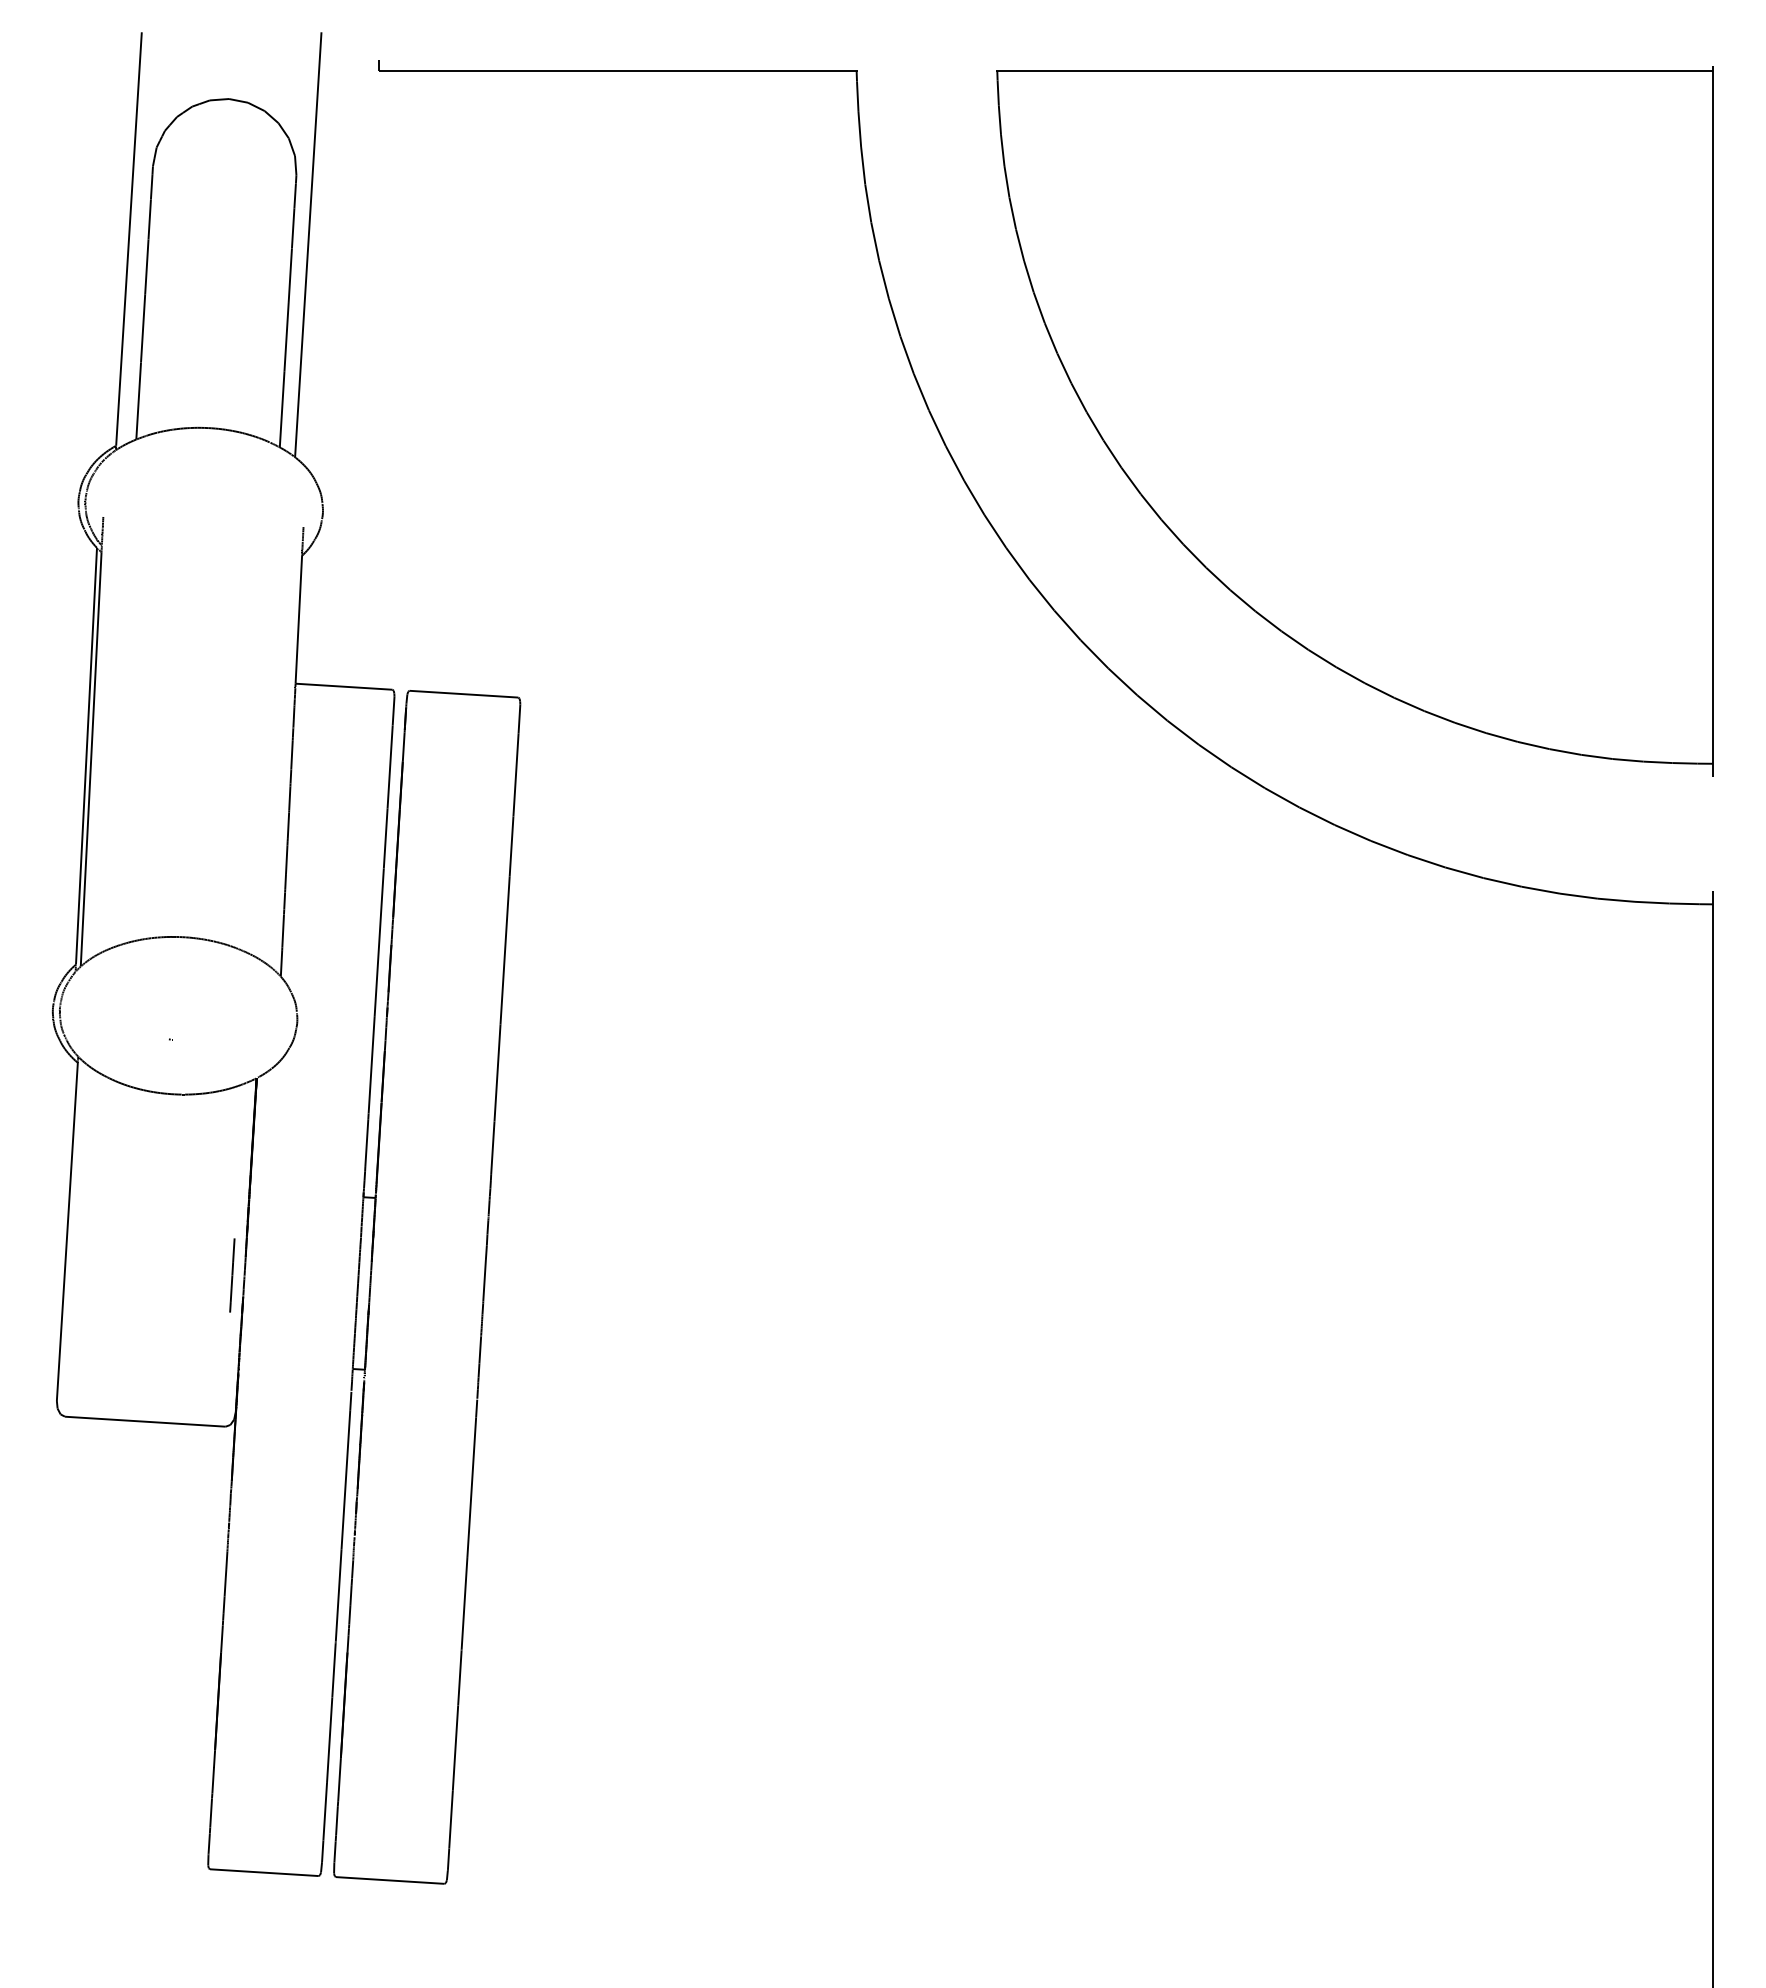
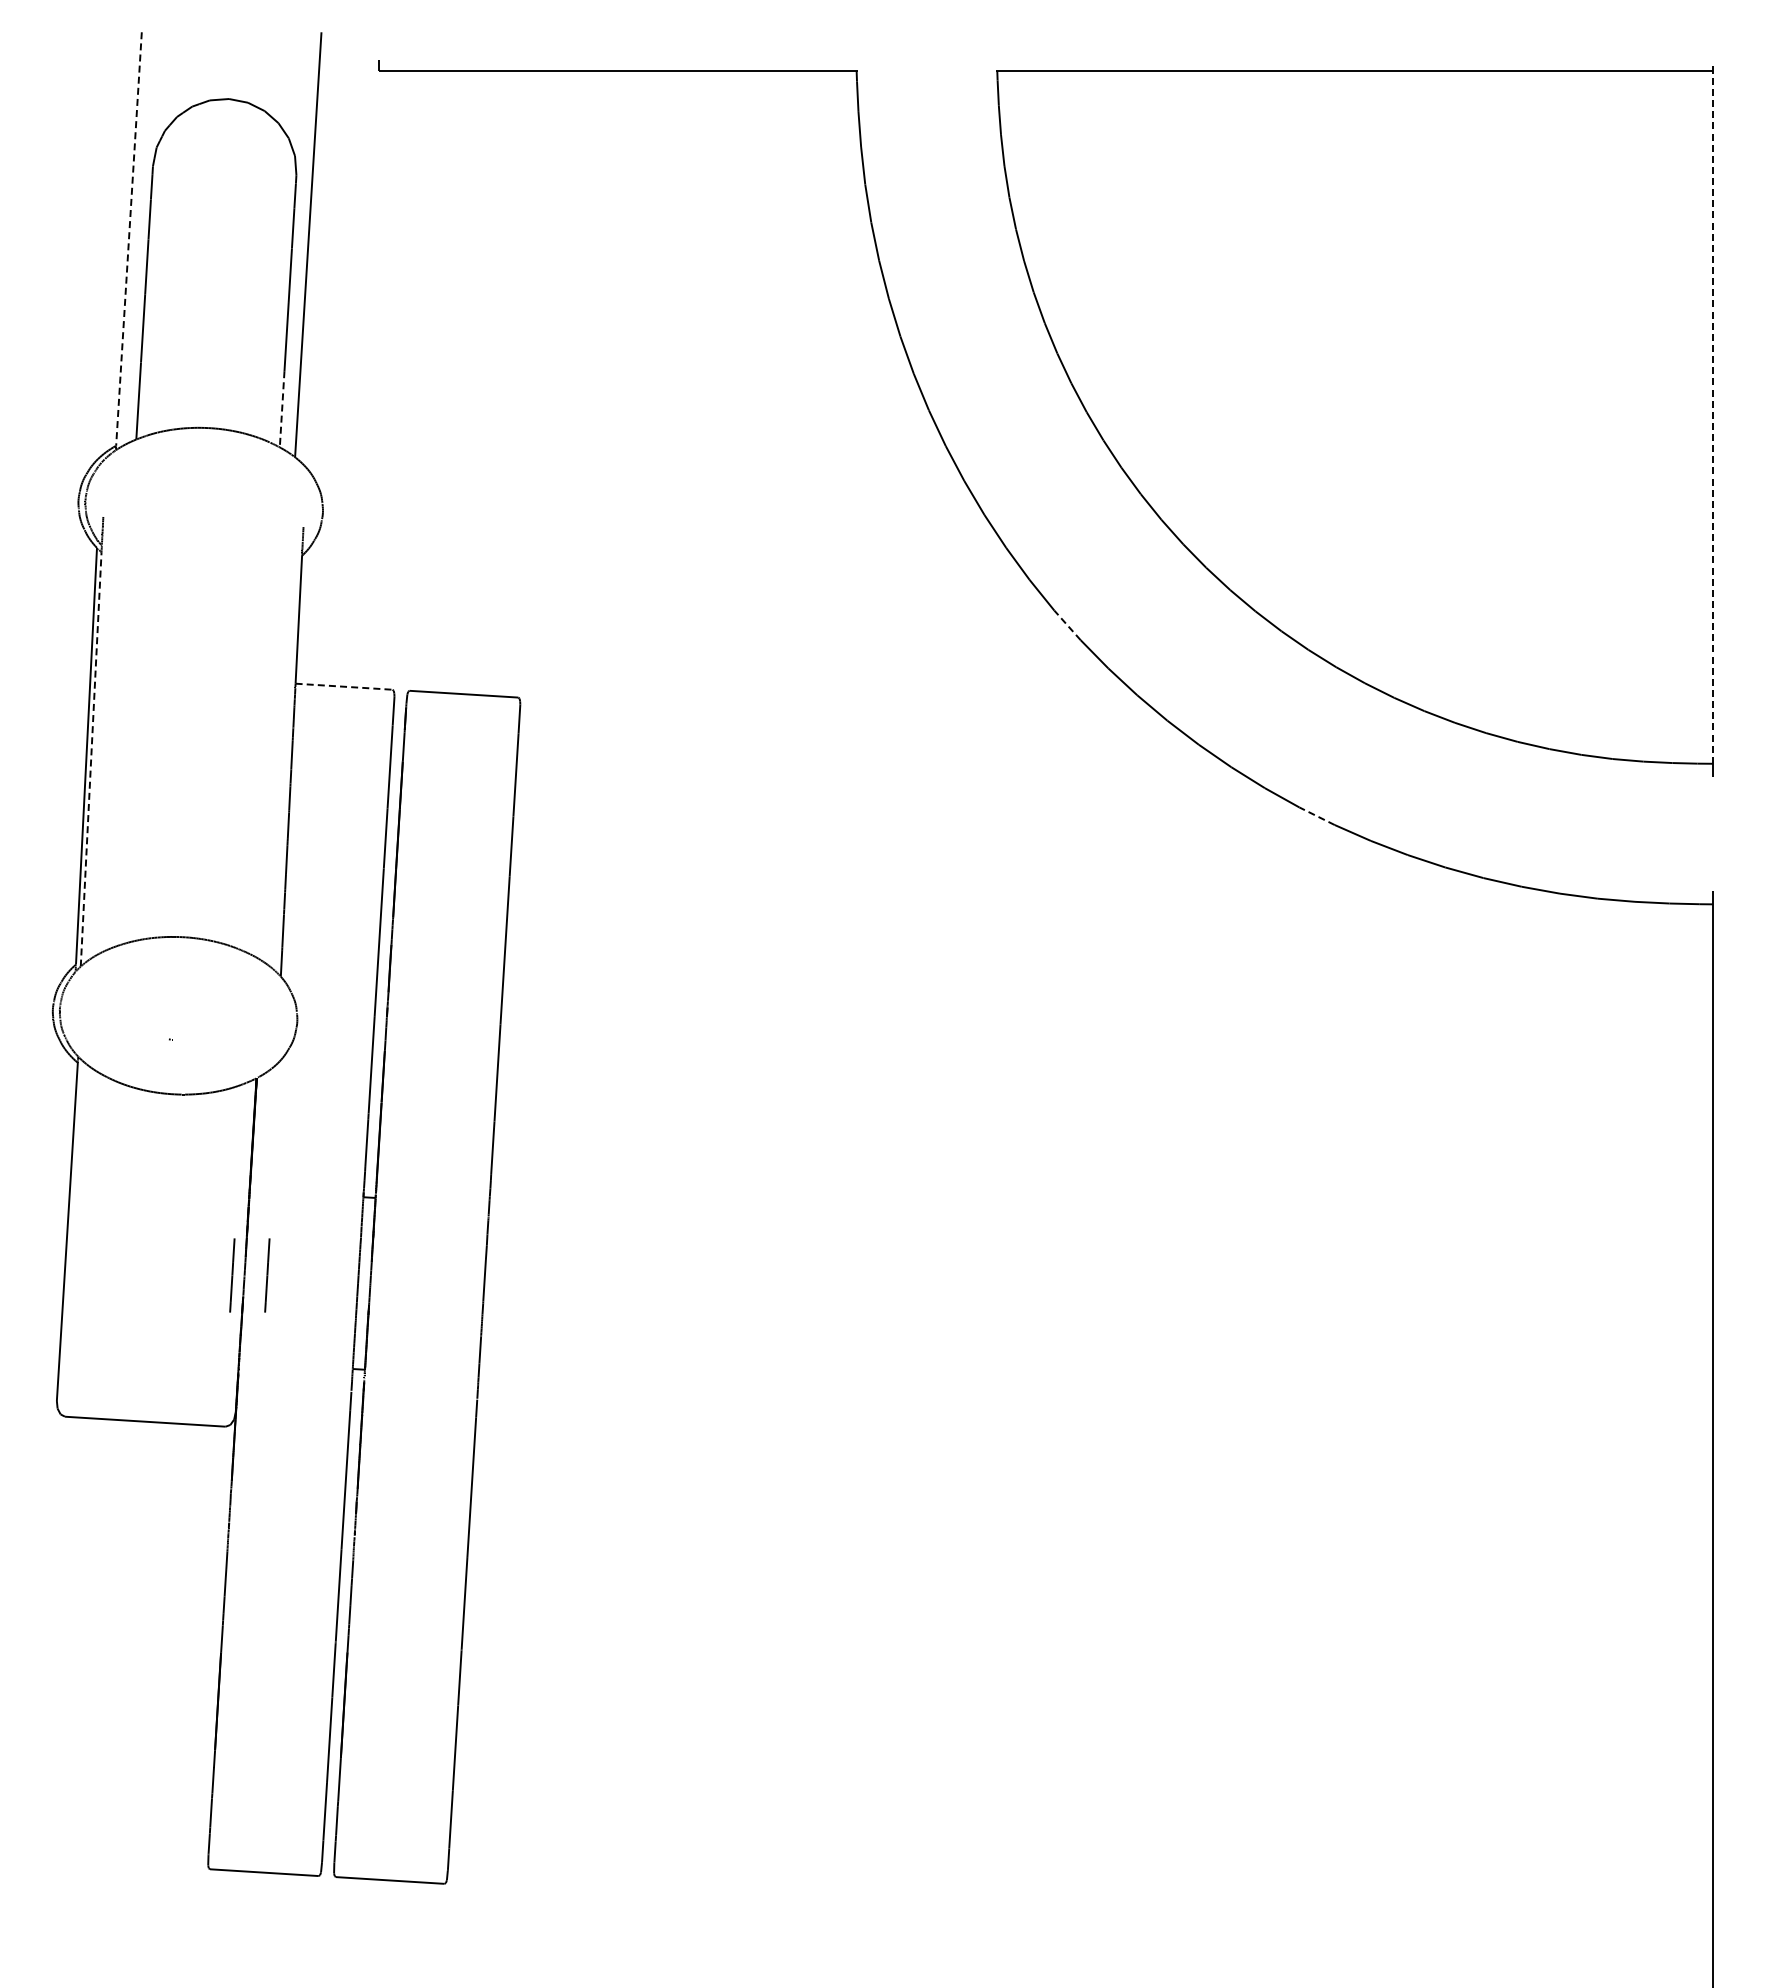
line: solid -> dashed (128, 239)
line: solid -> dashed (282, 409)
line: solid -> dashed (1713, 416)
line: solid -> dashed (1067, 625)
line: solid -> dashed (344, 686)
line: solid -> dashed (91, 758)
line: solid -> dashed (1317, 816)
line: none -> present (267, 1275)
